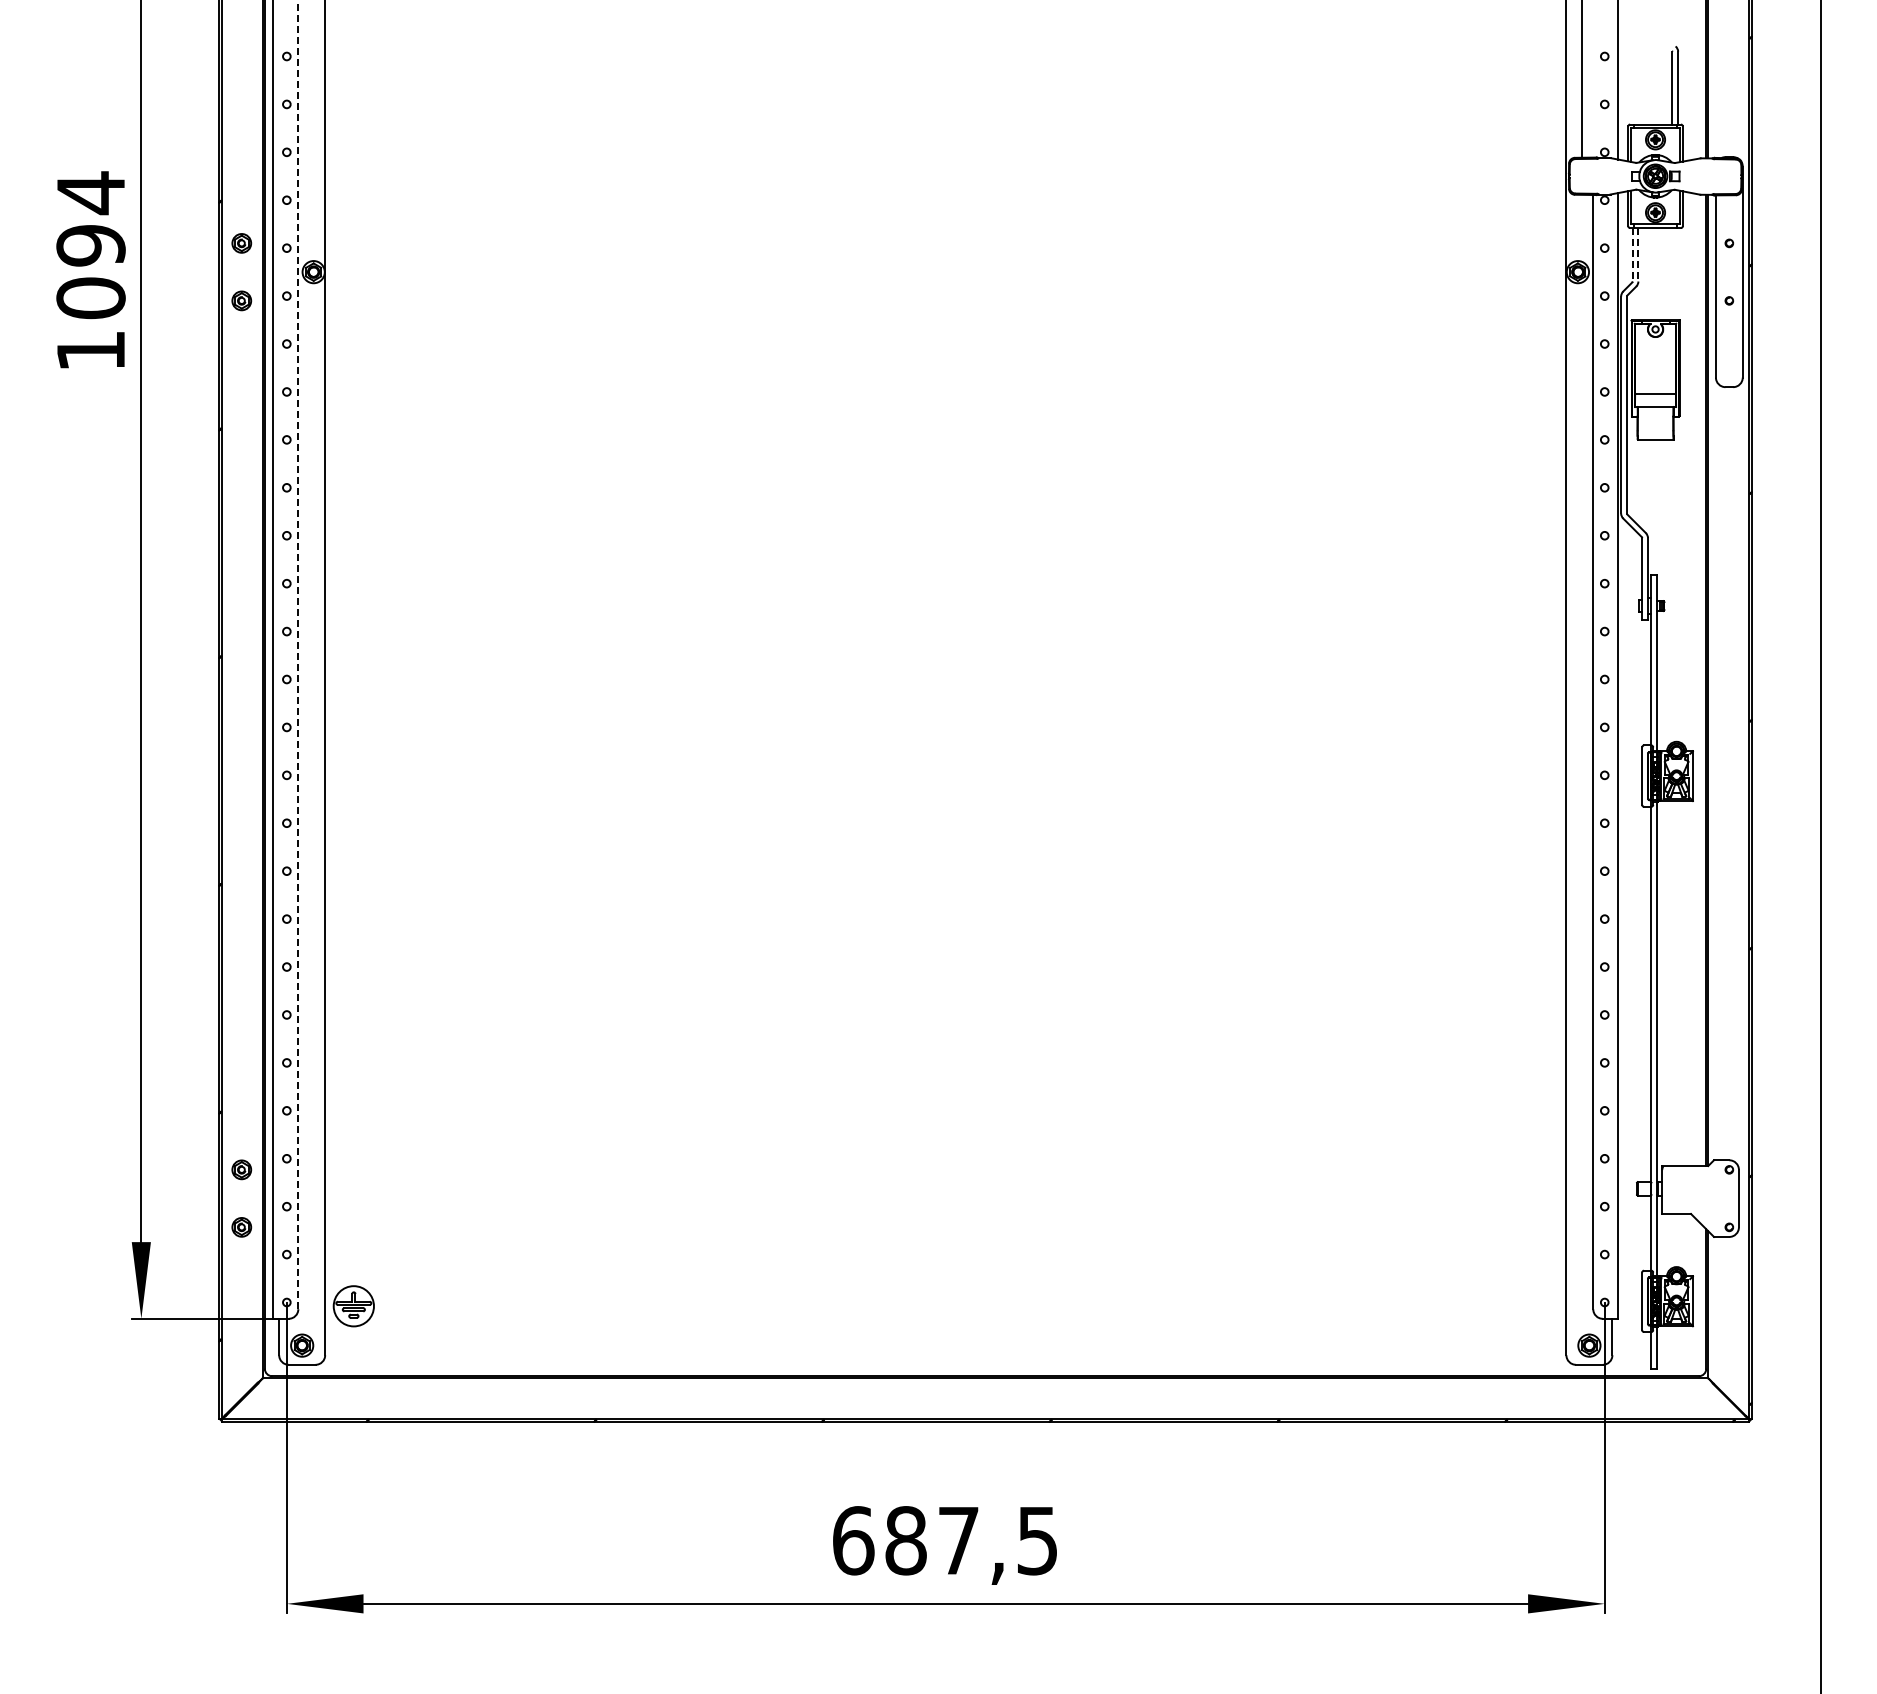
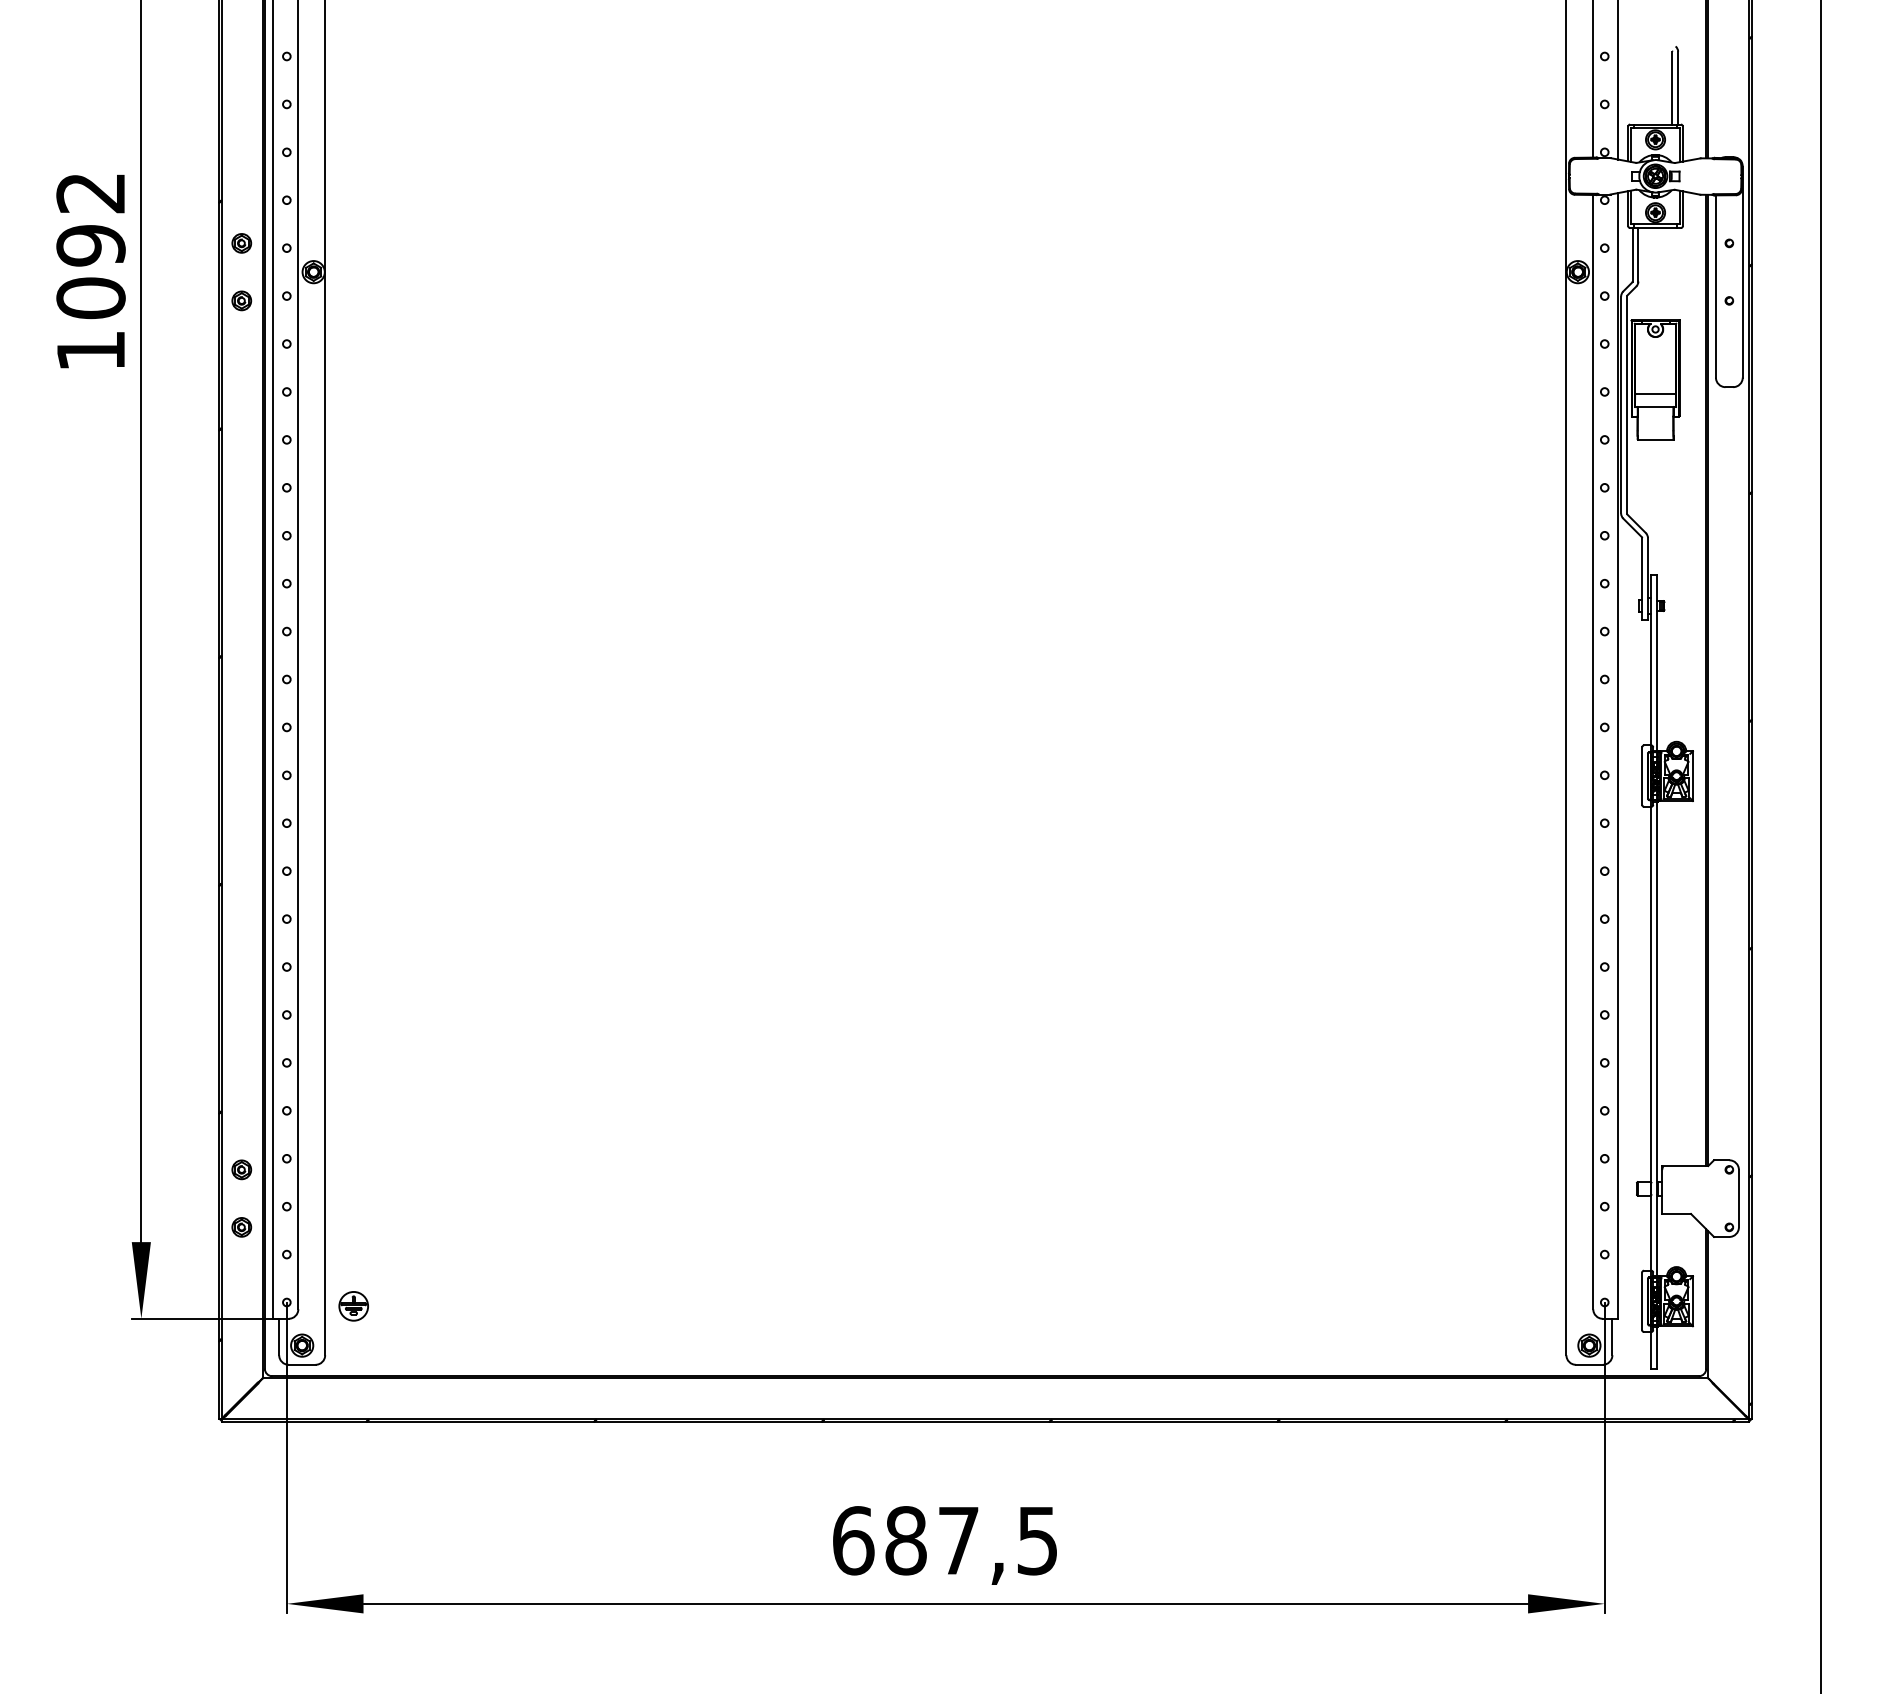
line position: (1582, 79) -> (1593, 79) (1593, 79)
text: 1094 -> 1092 (90, 193)
line: dashed -> solid (1632, 254)
line: dashed -> solid (1638, 254)
line: dashed -> solid (298, 654)
part size: 43x43 px -> 31x31 px (353, 1306)
